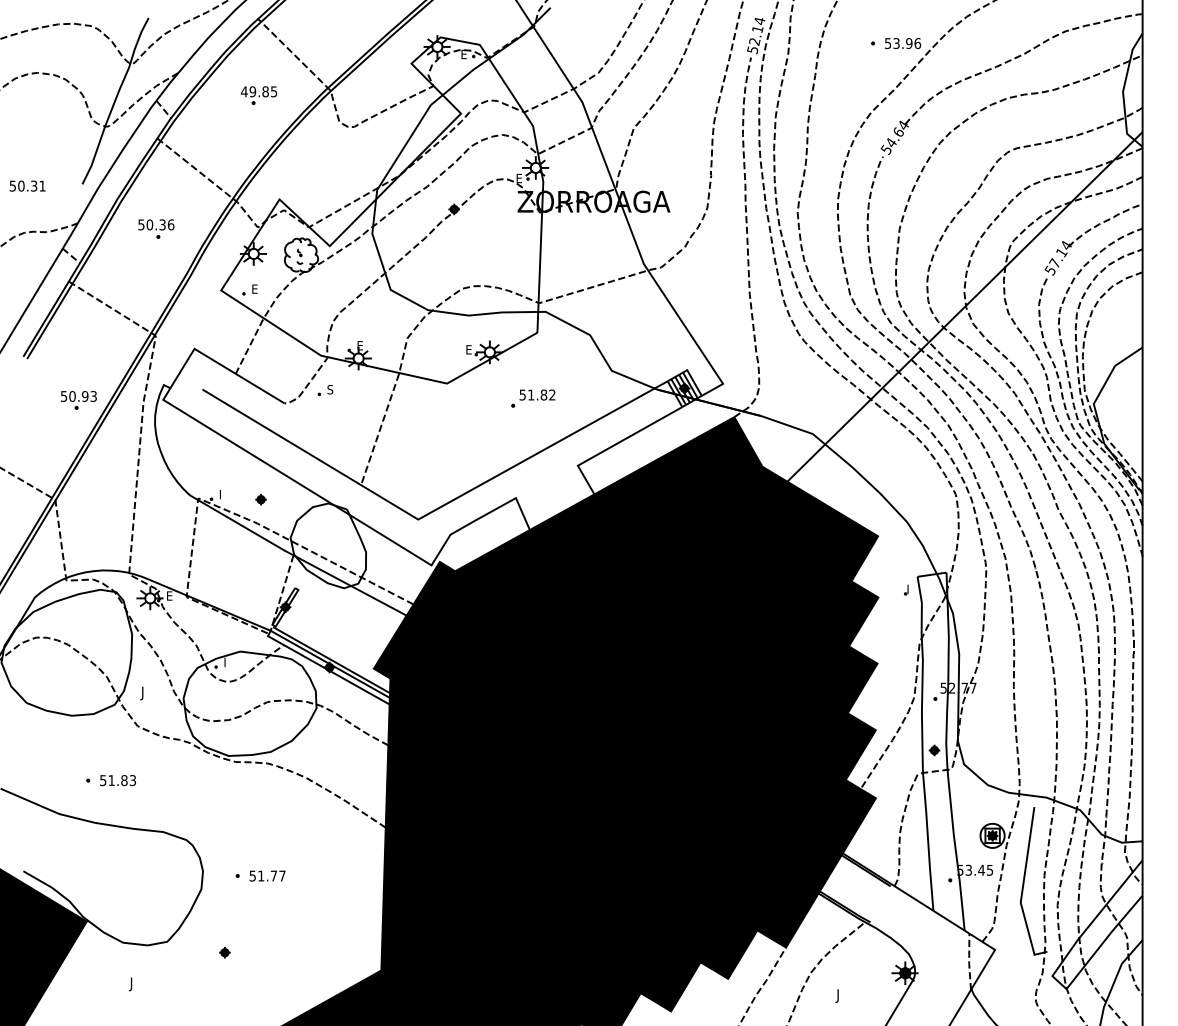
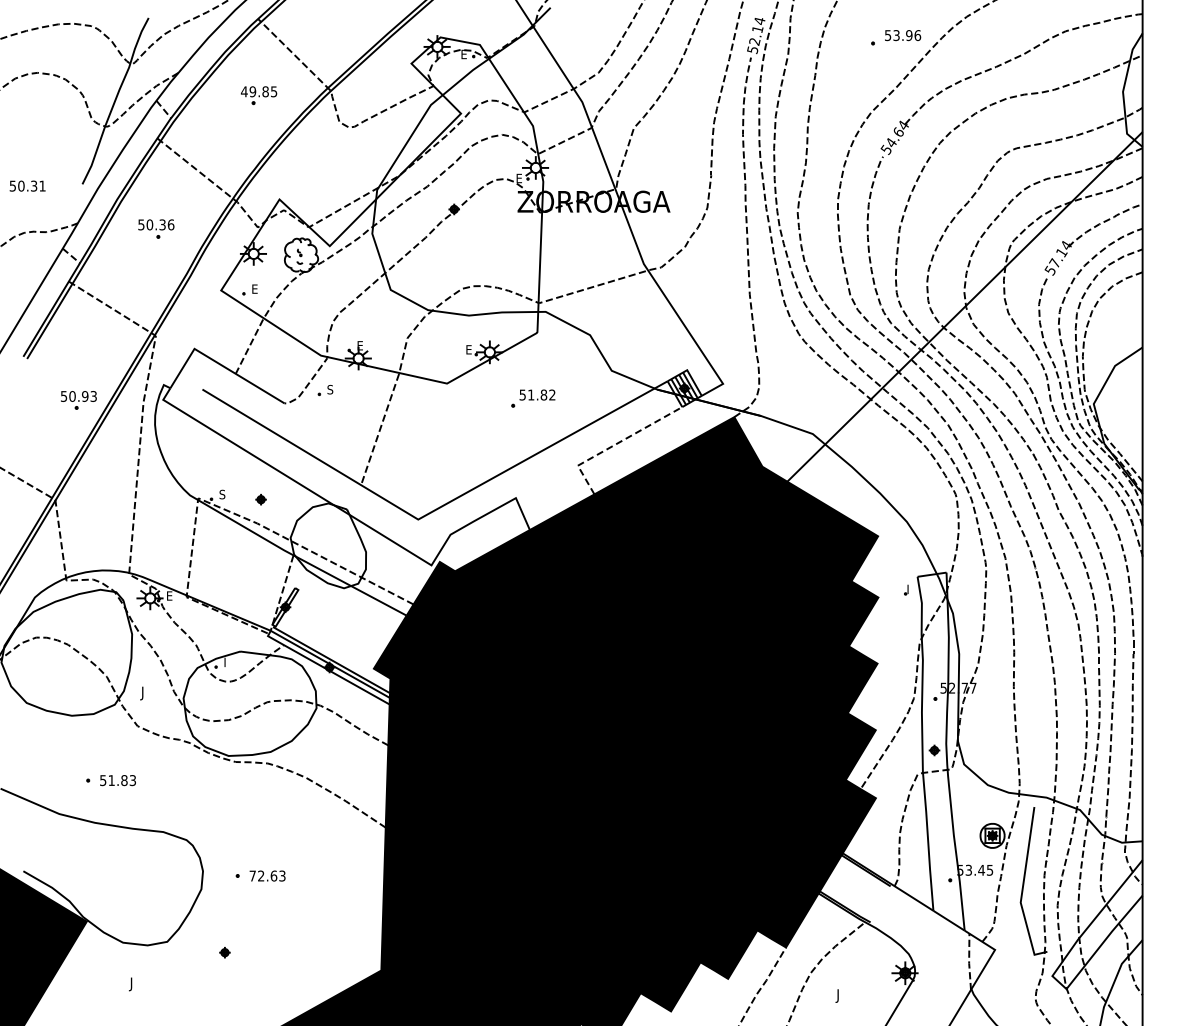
text position: (903, 43) -> (903, 35) (903, 35)
line: solid -> dashed (615, 444)
text: I -> S (222, 494)
text: 51.77 -> 72.63 (267, 875)
